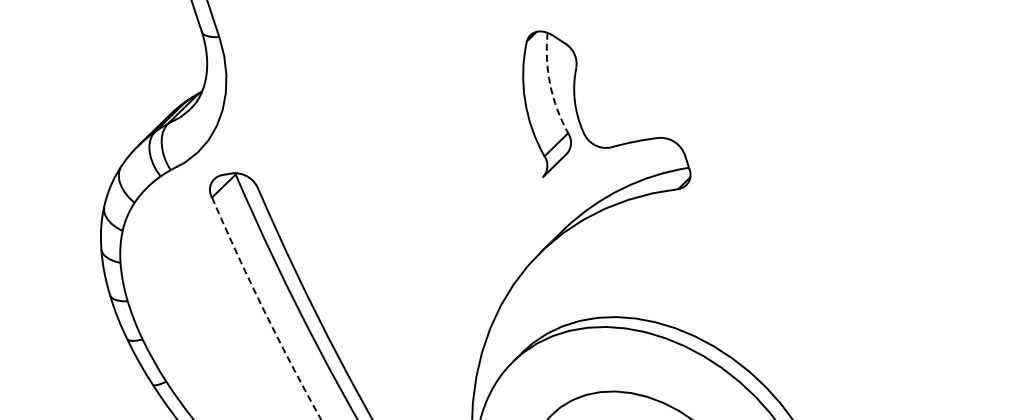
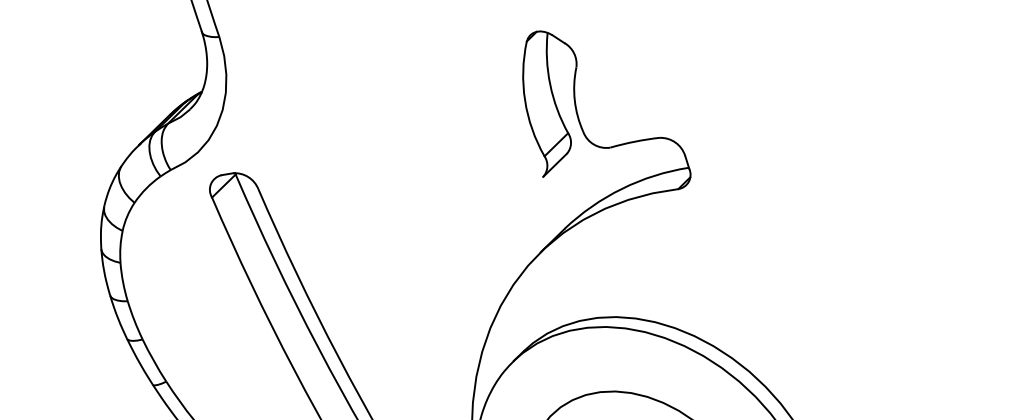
arc: dashed -> solid (550, 84)
arc: dashed -> solid (264, 310)
